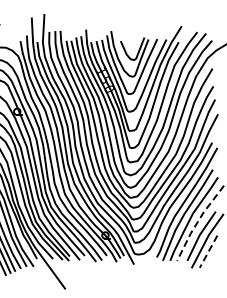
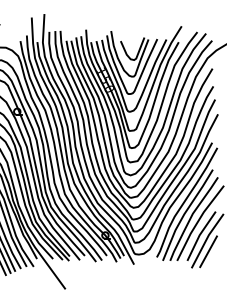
line: dashed -> solid (197, 222)
line: dashed -> solid (208, 252)
